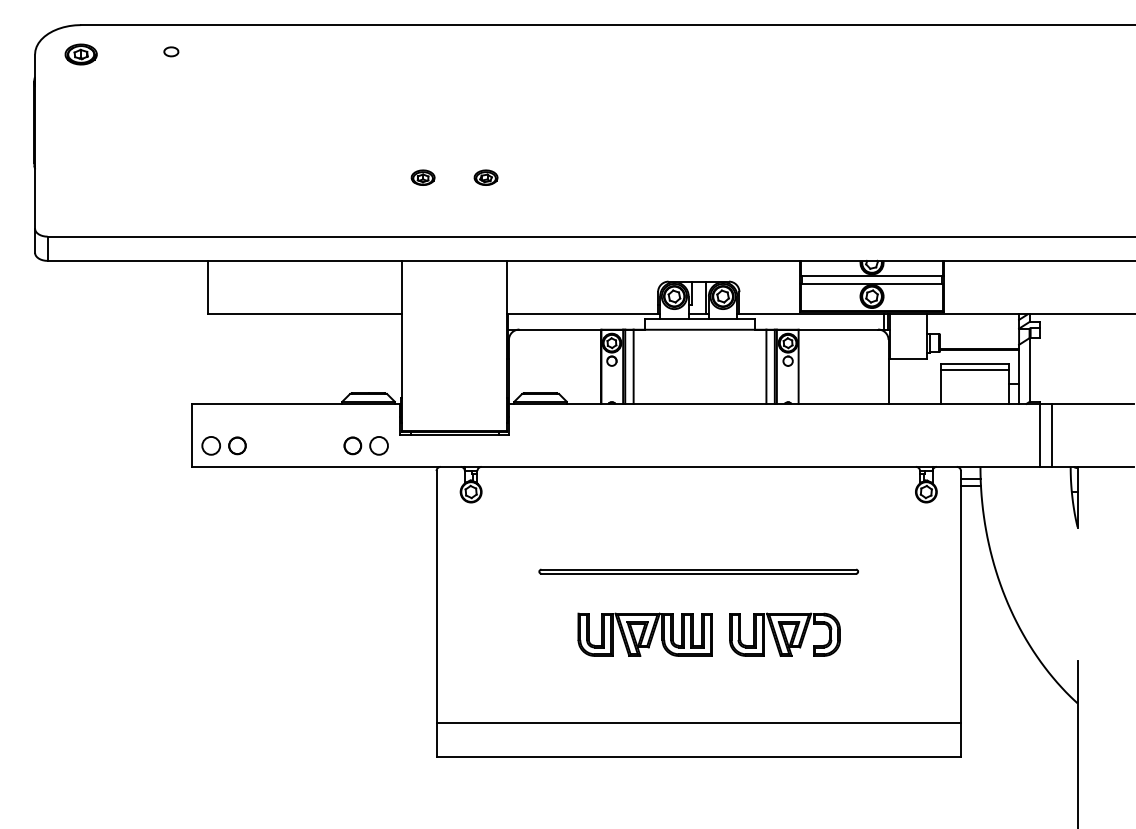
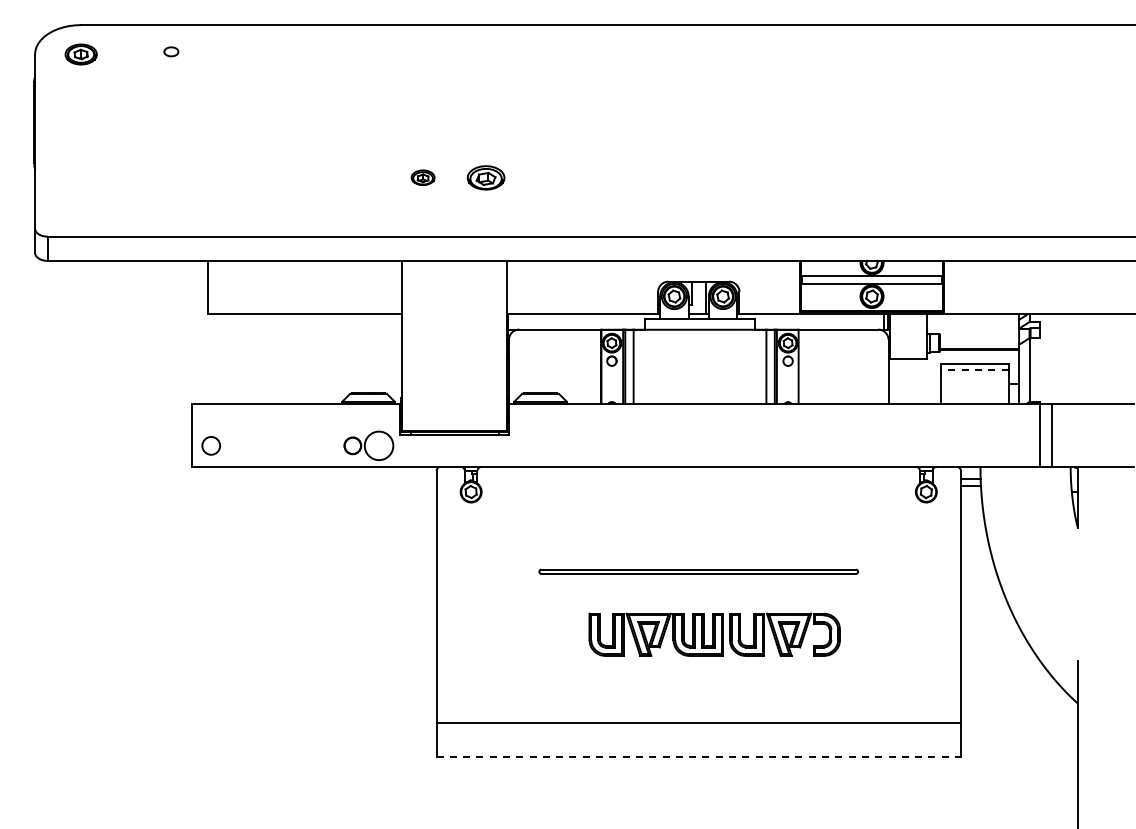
part size: 26x17 px -> 40x26 px (485, 177)
line: solid -> dashed (975, 370)
part: present -> none (237, 445)
circle diameter: 18 px -> 29 px (378, 445)
part position: (644, 634) -> (655, 634) (655, 634)
line: solid -> dashed (699, 757)
